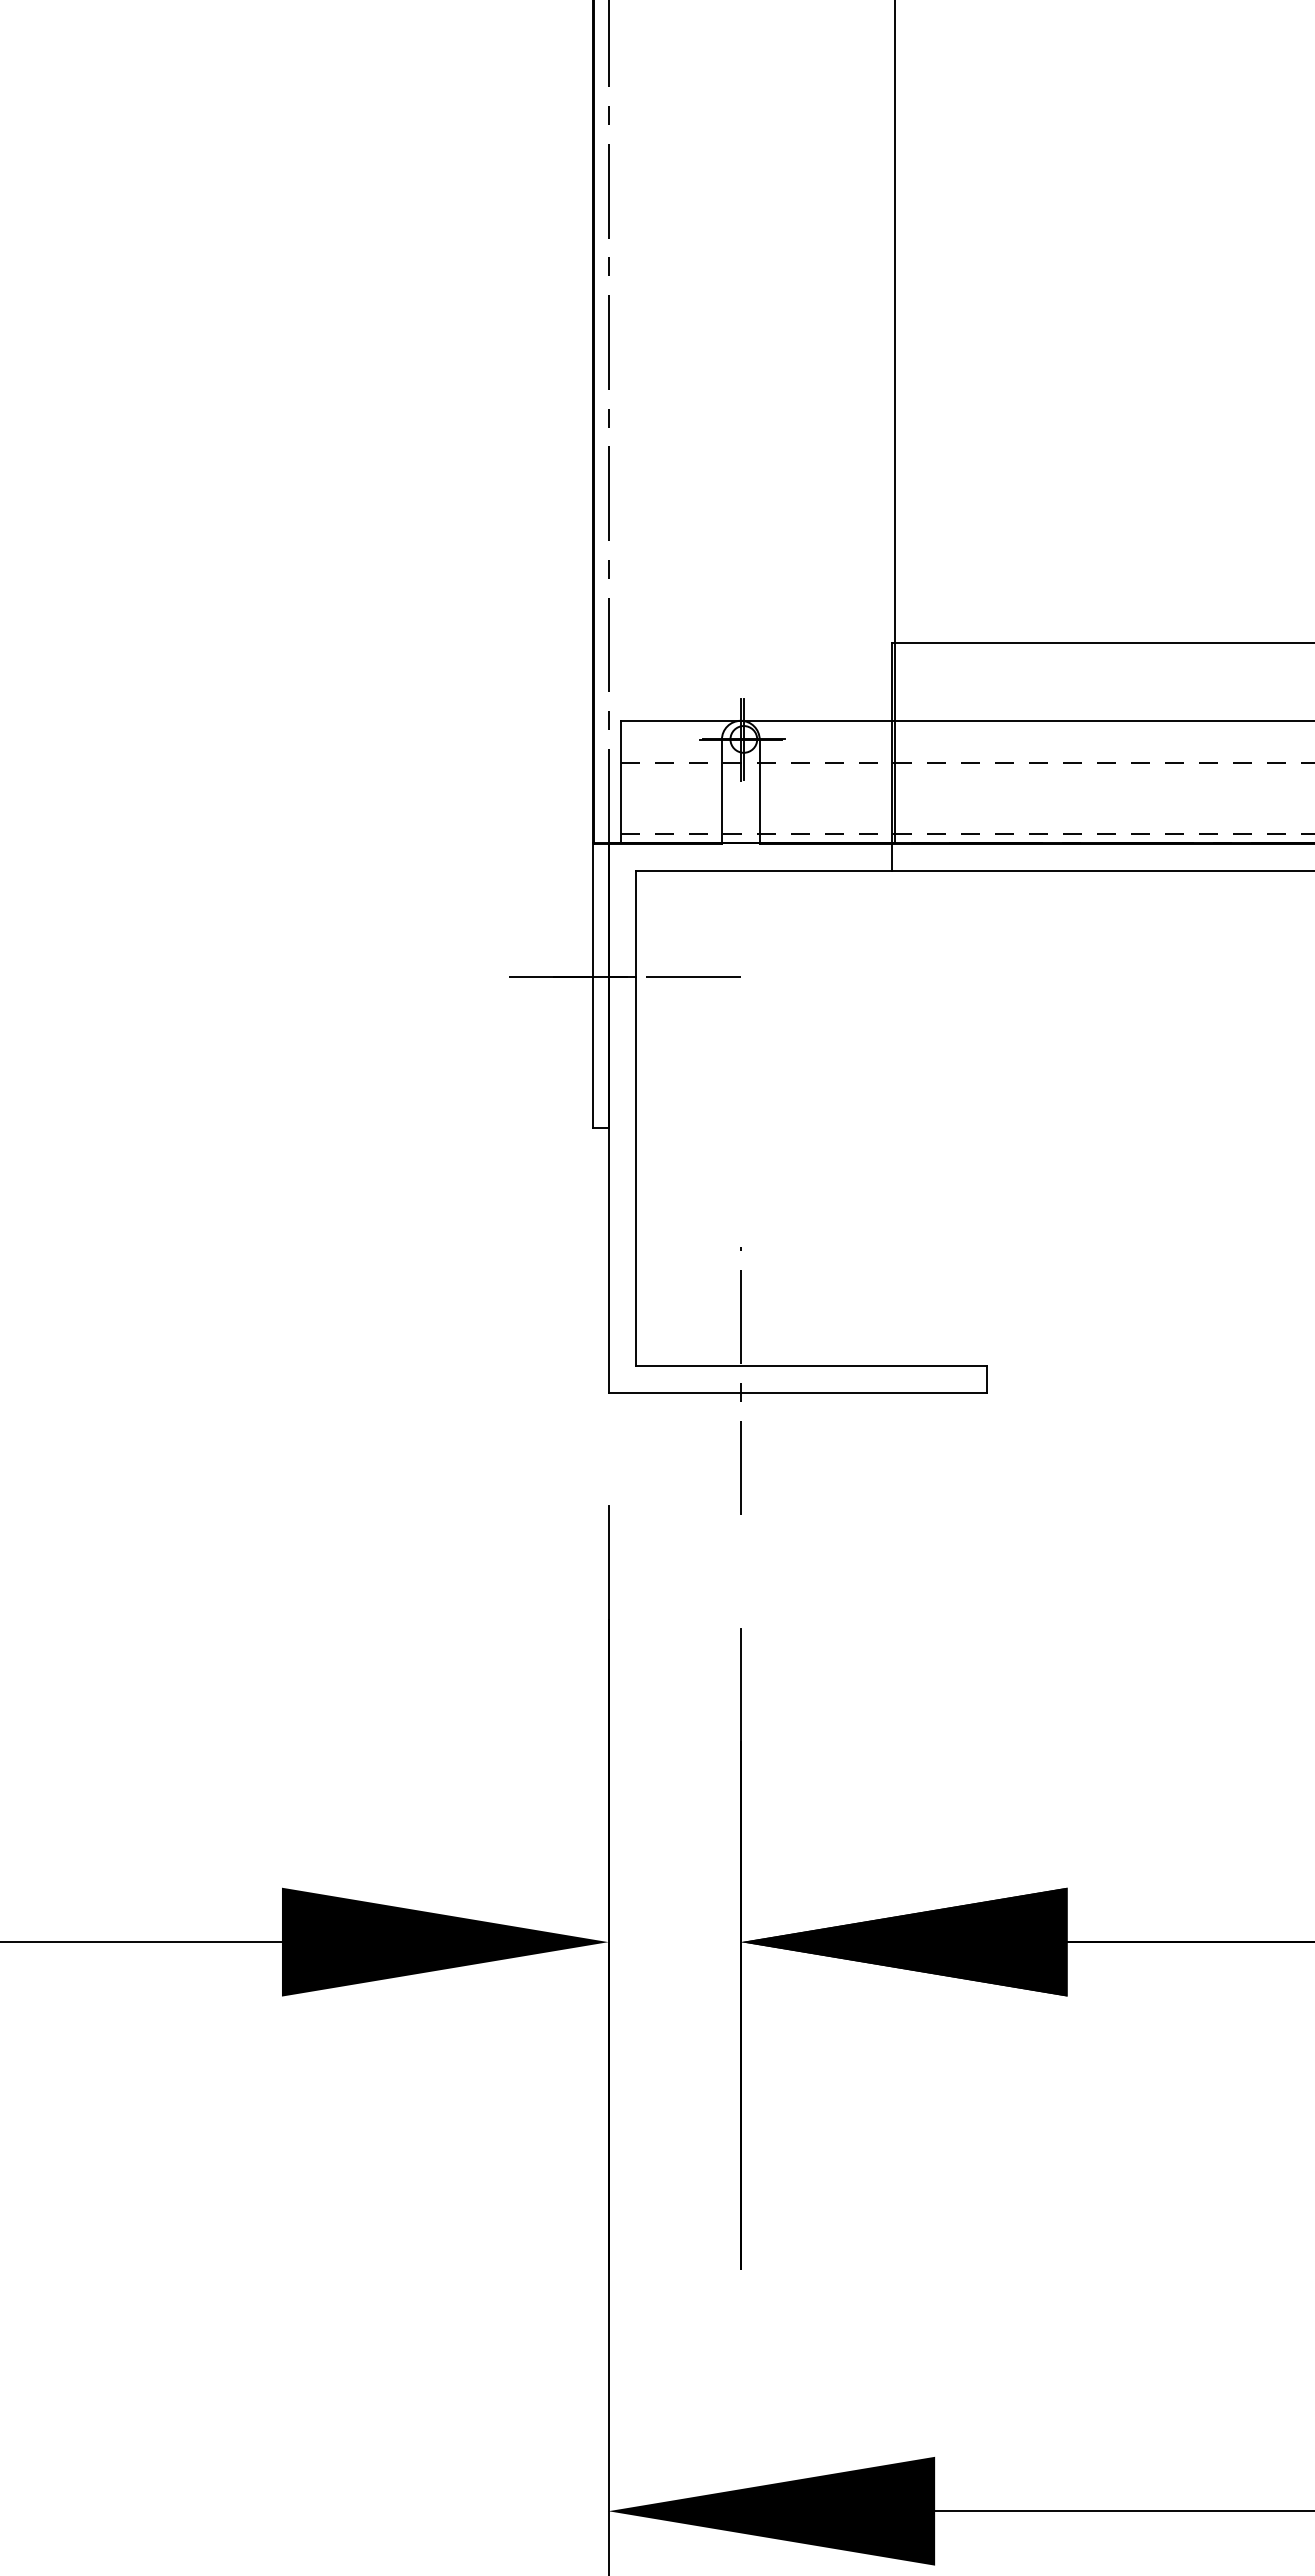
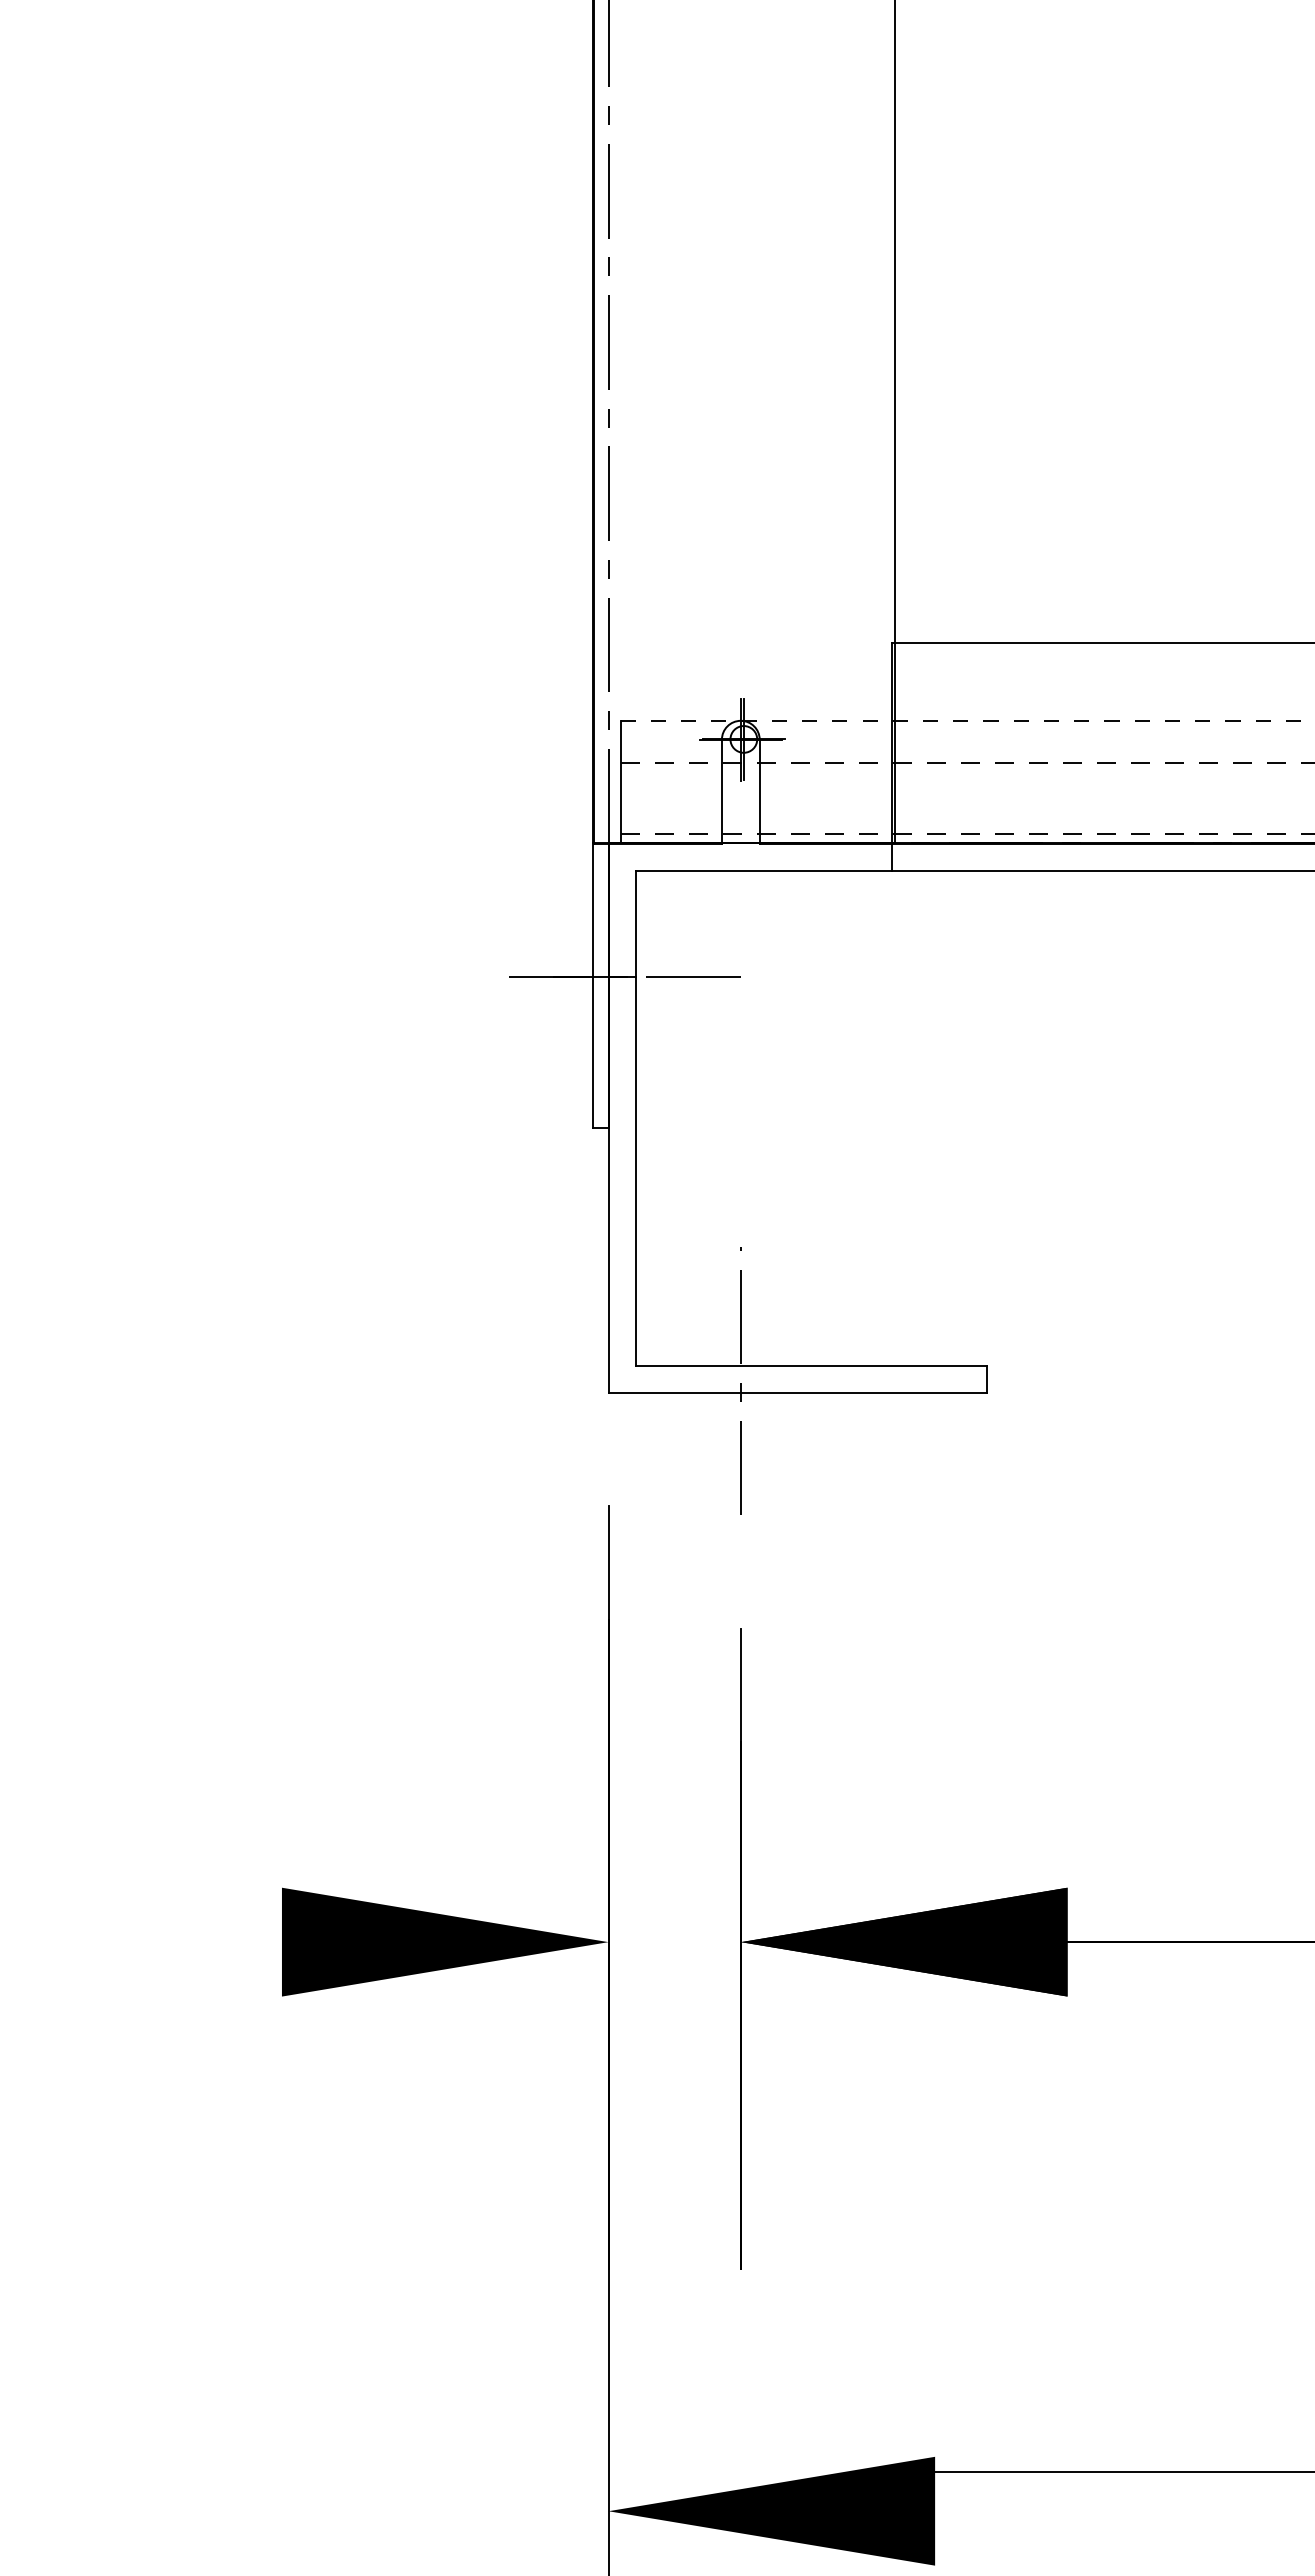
line: solid -> dashed (967, 720)
line: present -> none (141, 1942)
line position: (1123, 2511) -> (1123, 2472) (1123, 2472)
